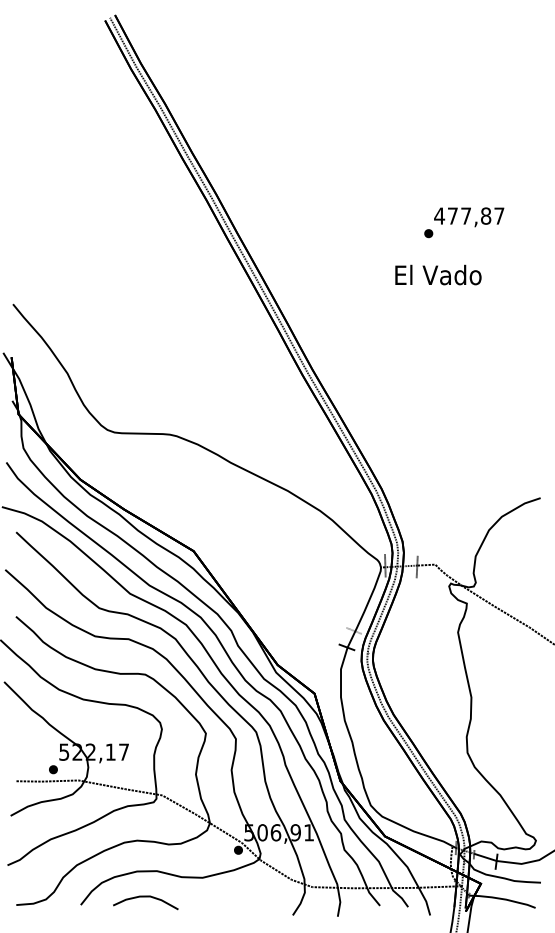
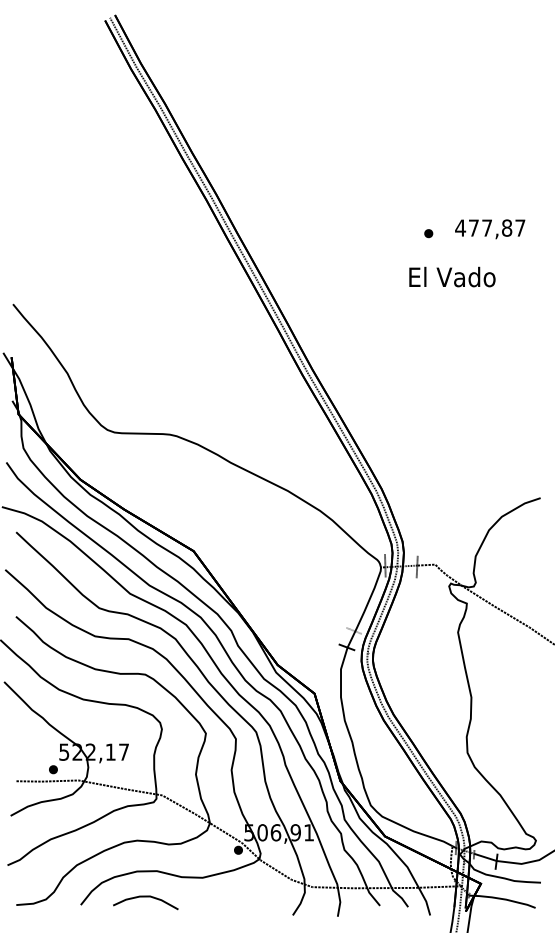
text position: (469, 217) -> (490, 229) (490, 229)
text position: (438, 274) -> (452, 276) (452, 276)
